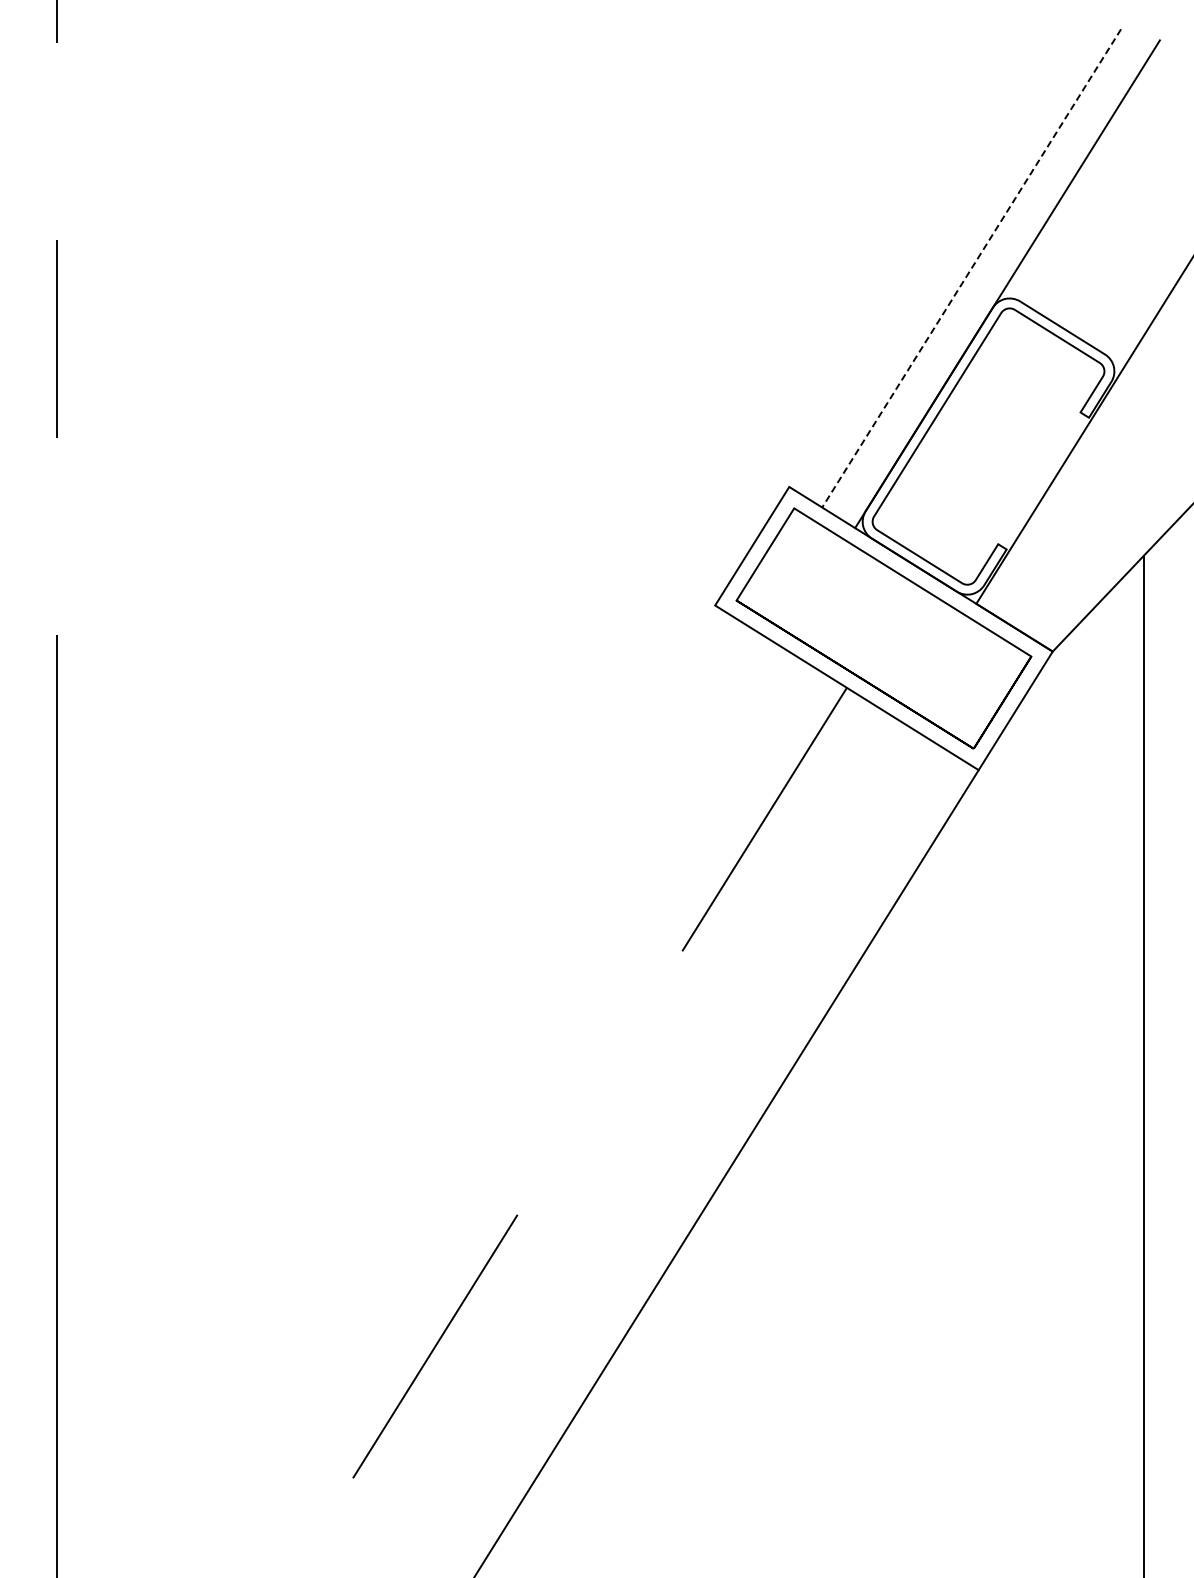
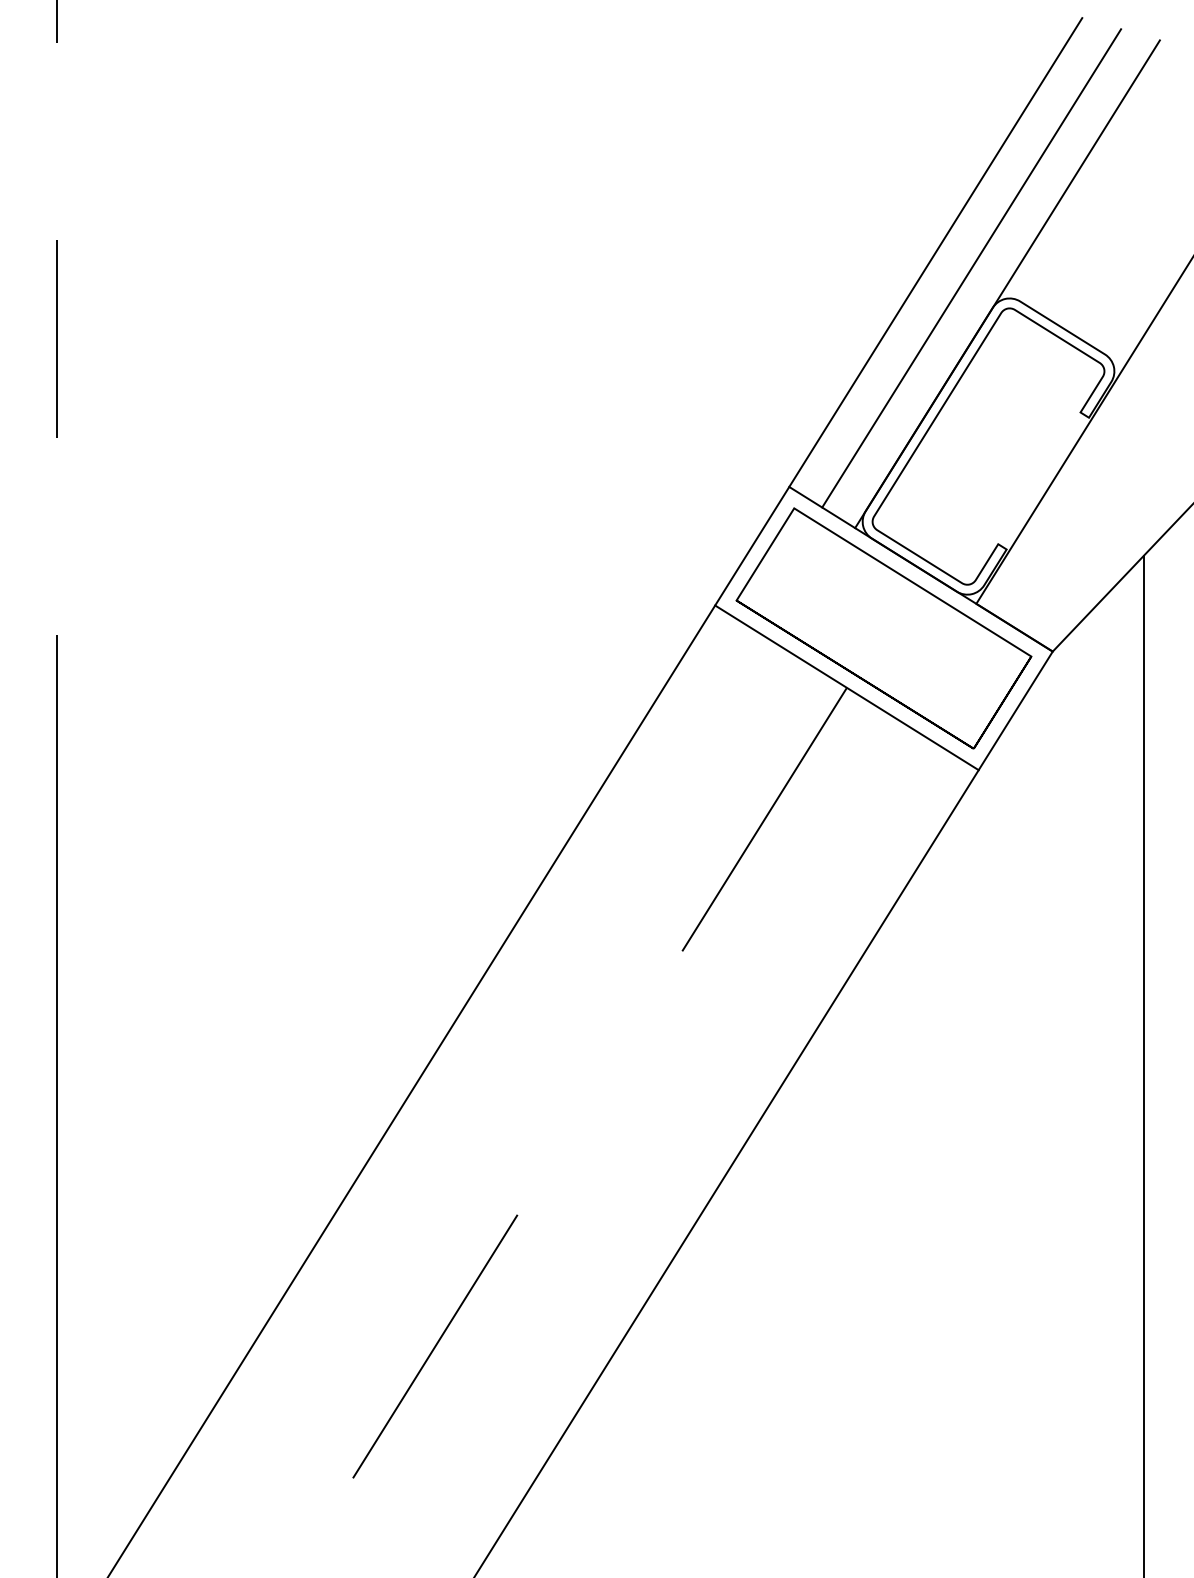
line: none -> present (935, 252)
line: dashed -> solid (971, 268)
line: none -> present (412, 1089)
